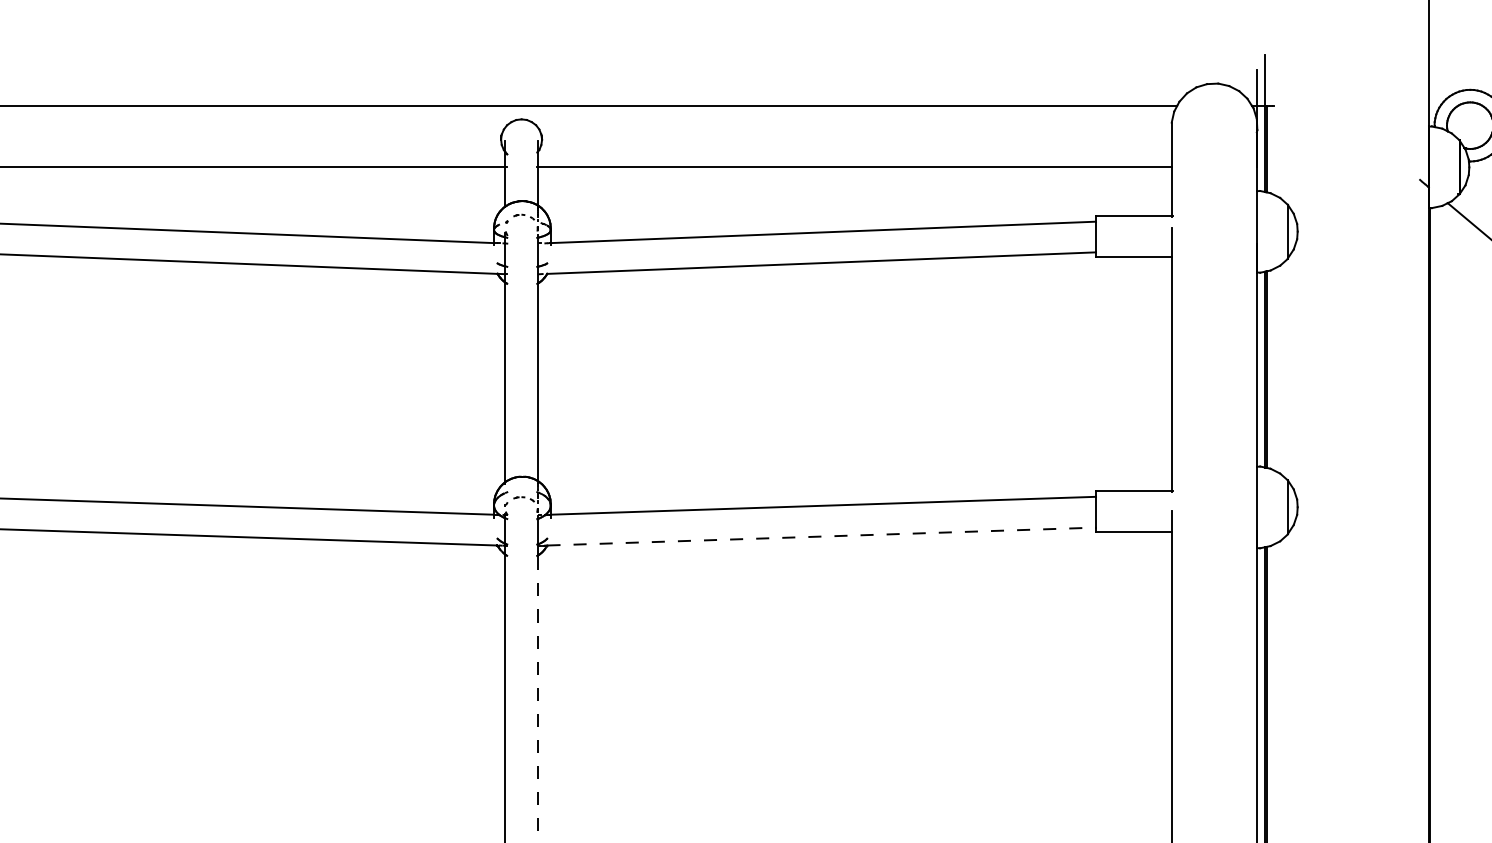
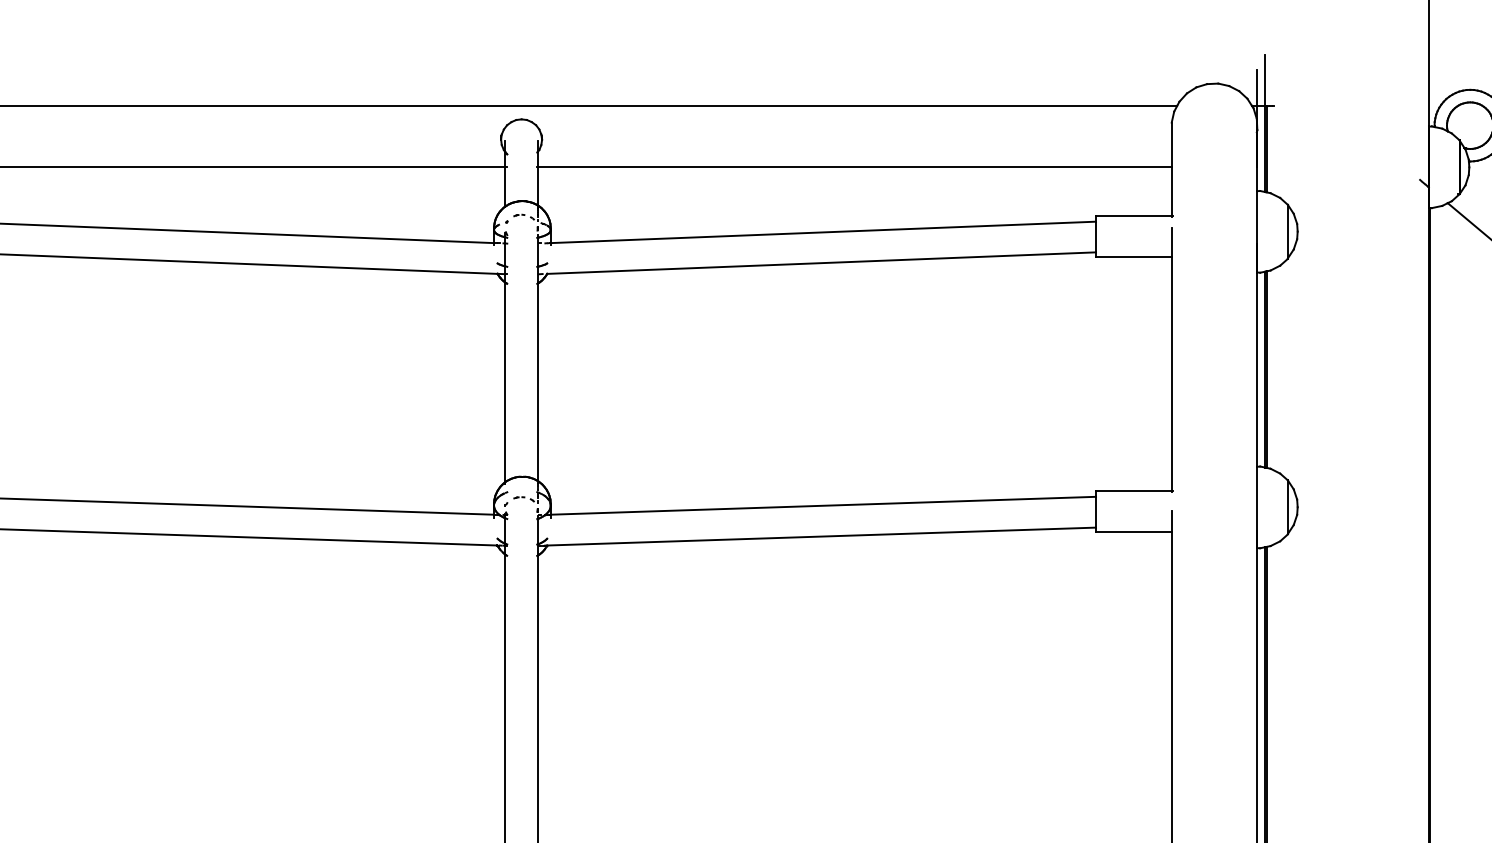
line: dashed -> solid (822, 536)
line: dashed -> solid (537, 698)
